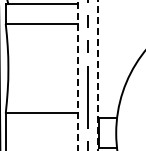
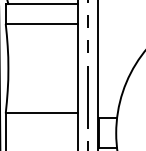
line: dashed -> solid (77, 75)
line: dashed -> solid (97, 75)
